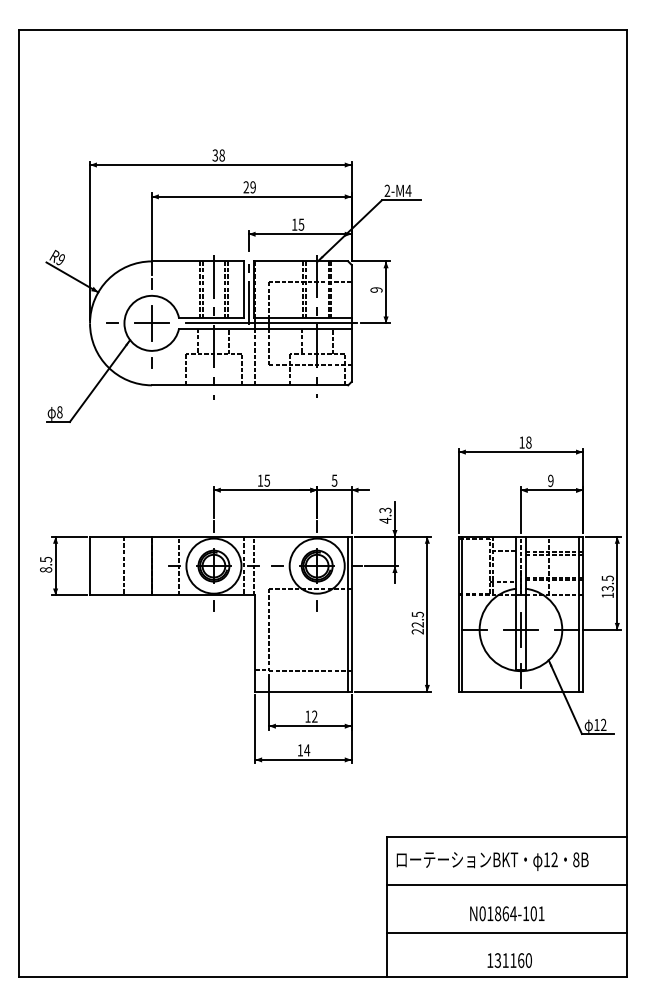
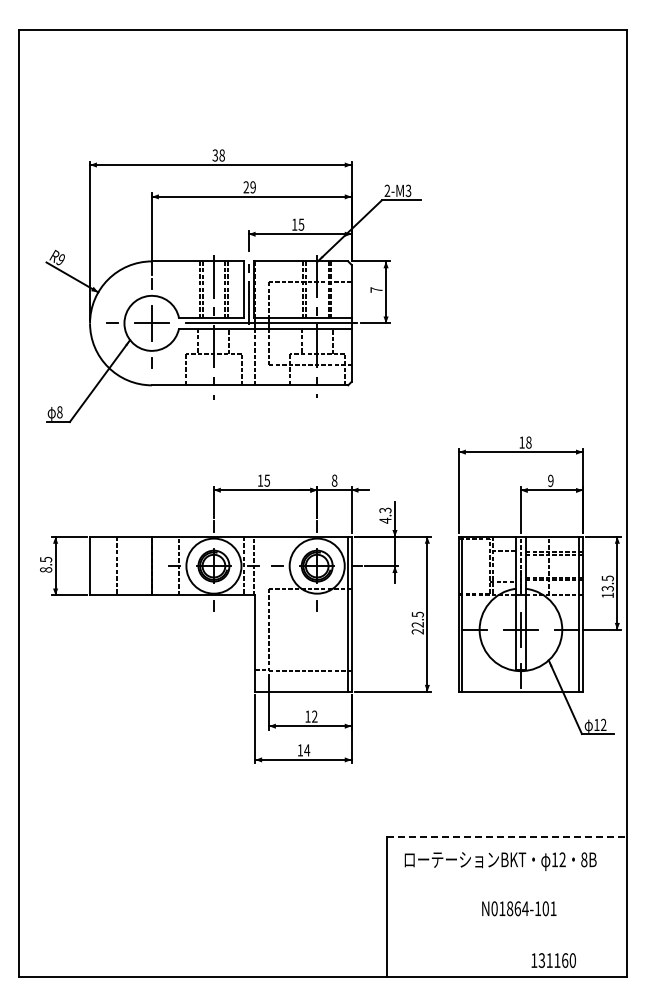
text: 2-M4 -> 2-M3 (408, 190)
text: 9 -> 7 (376, 289)
text: 5 -> 8 (334, 480)
line position: (124, 565) -> (117, 565) (117, 565)
line: solid -> dashed (507, 836)
text position: (492, 861) -> (500, 861) (500, 861)
line: present -> none (506, 884)
text position: (507, 913) -> (519, 908) (519, 908)
line: present -> none (506, 932)
text position: (509, 960) -> (553, 960) (553, 960)
